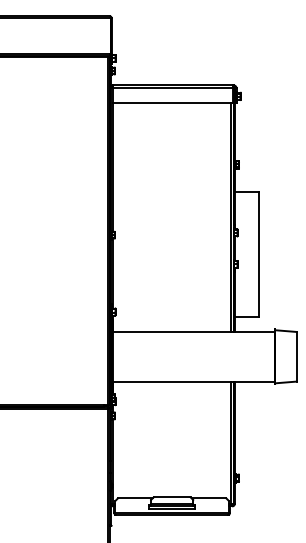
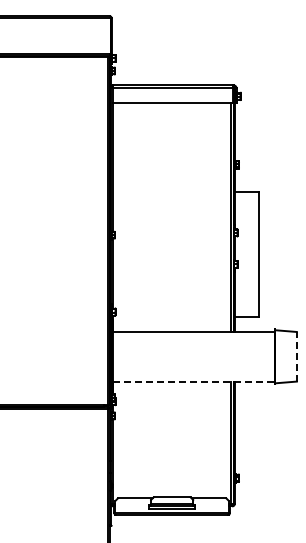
line: solid -> dashed (296, 356)
line: solid -> dashed (193, 381)
